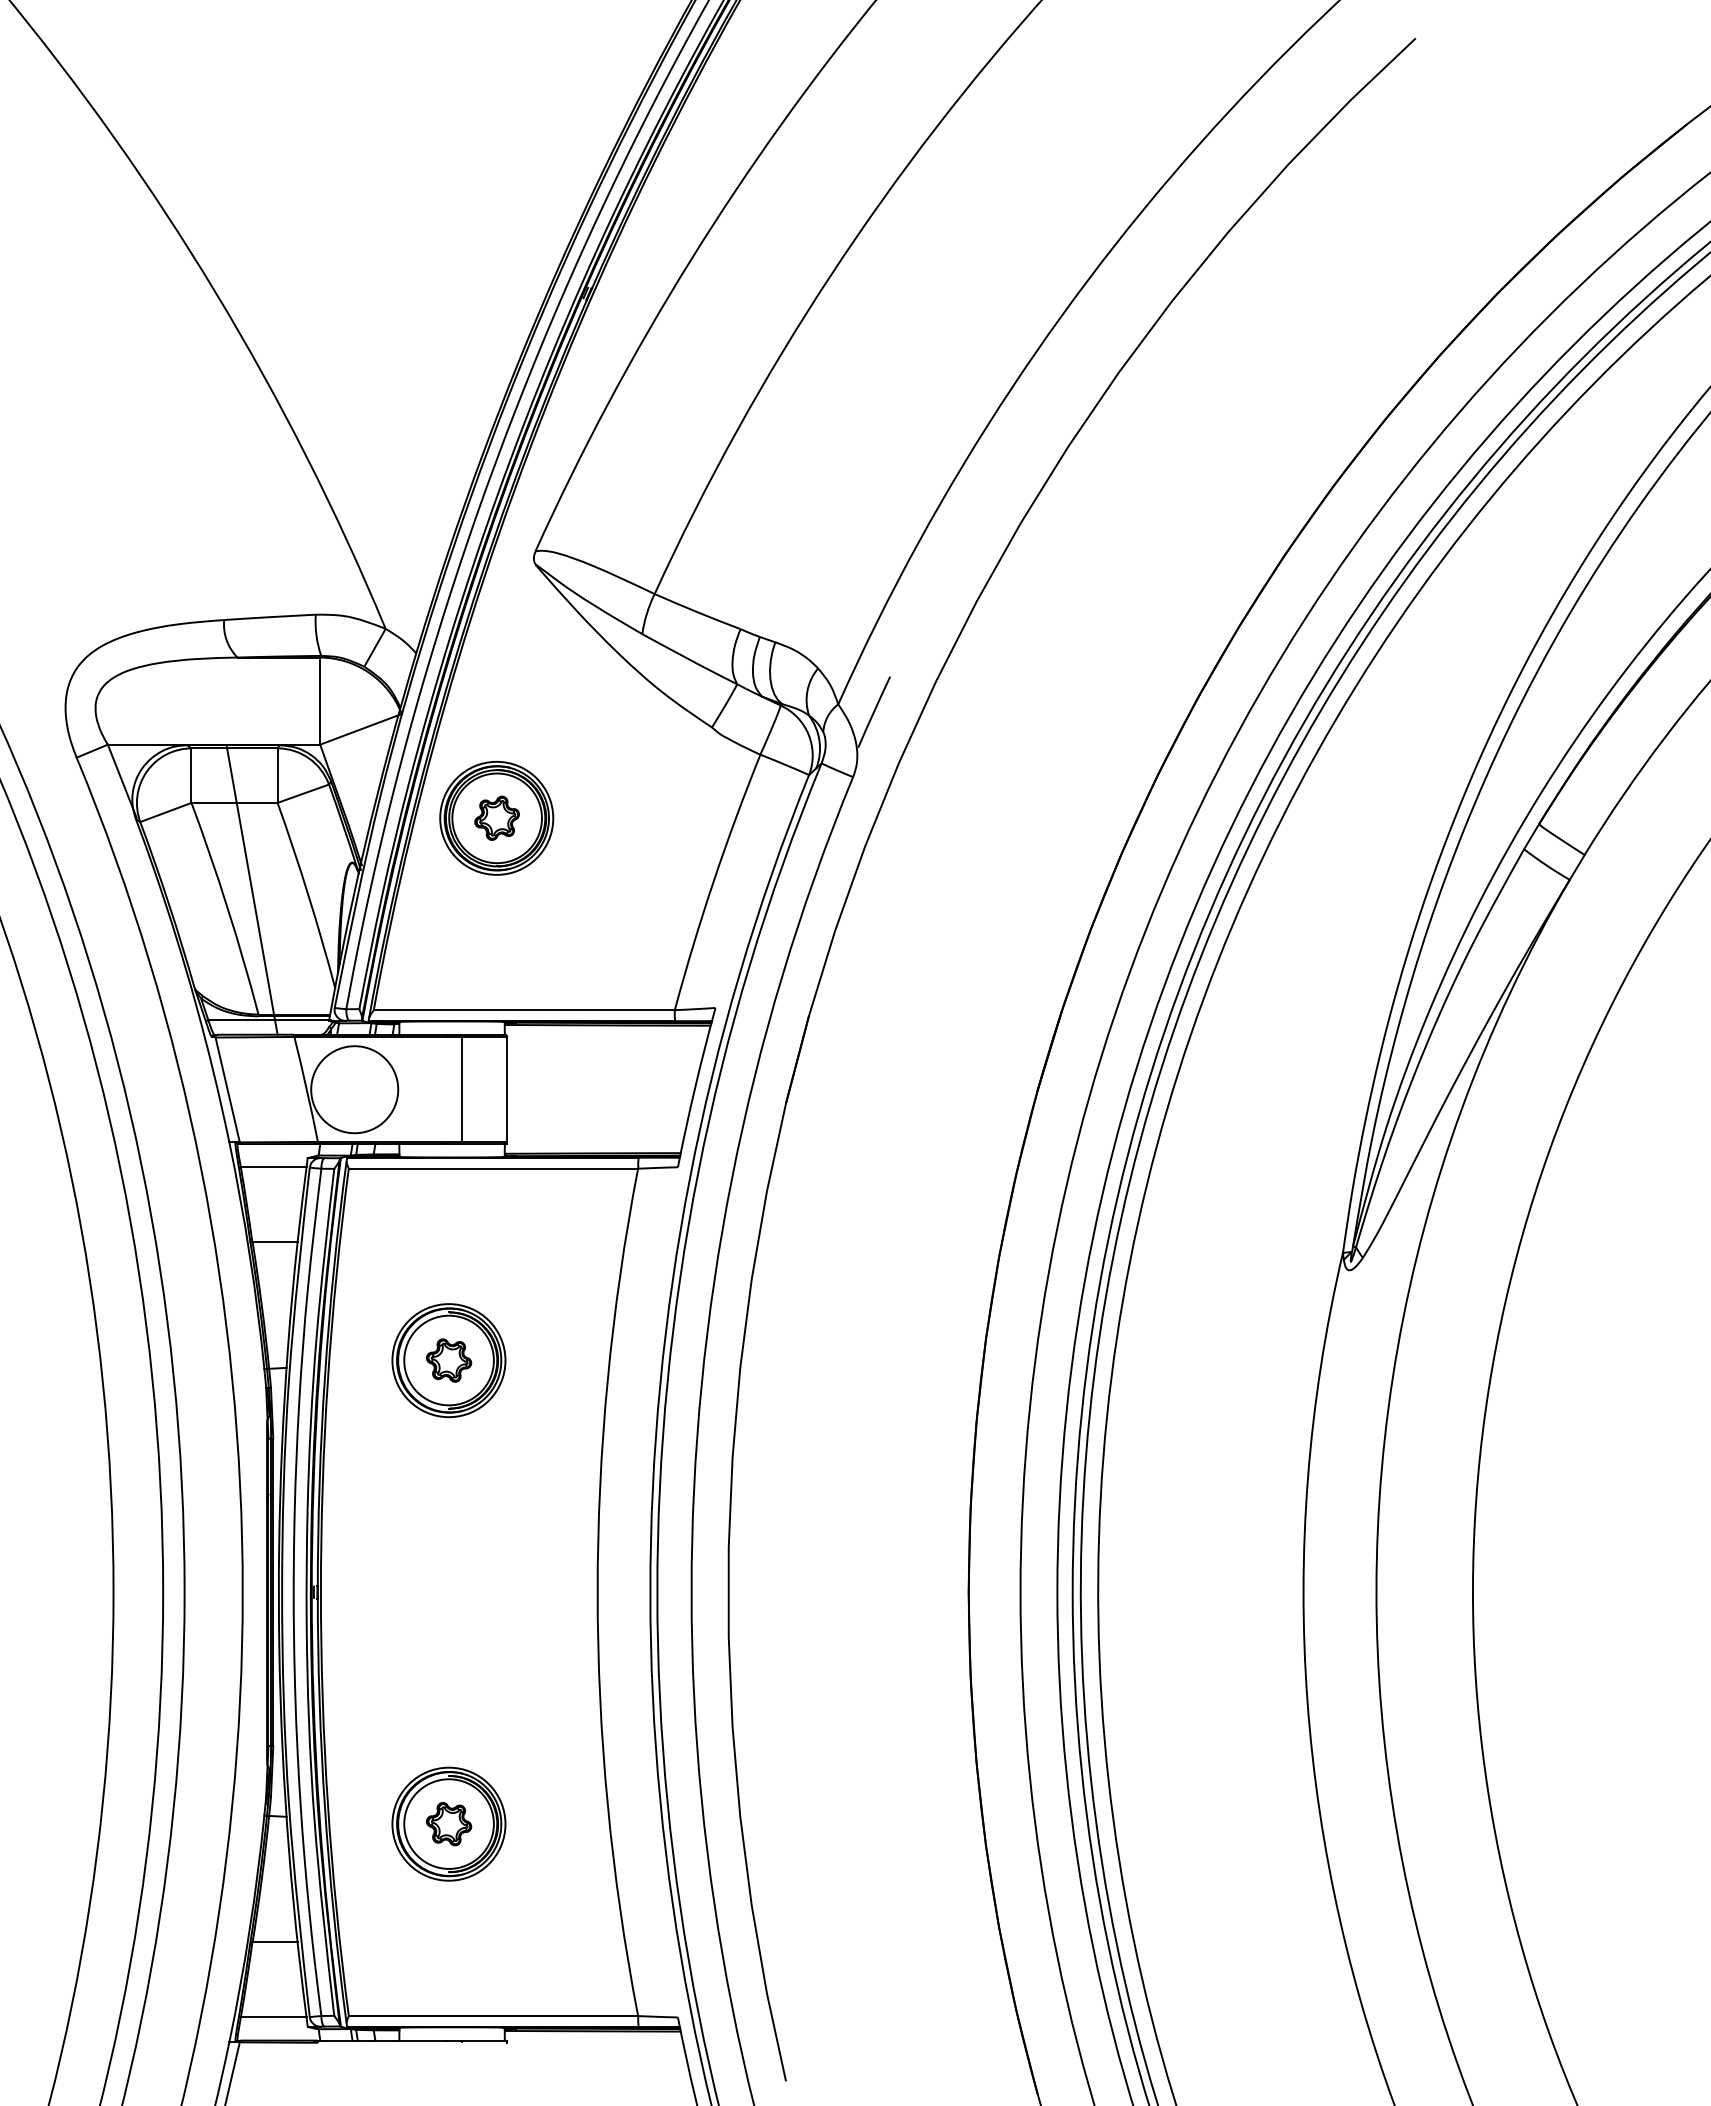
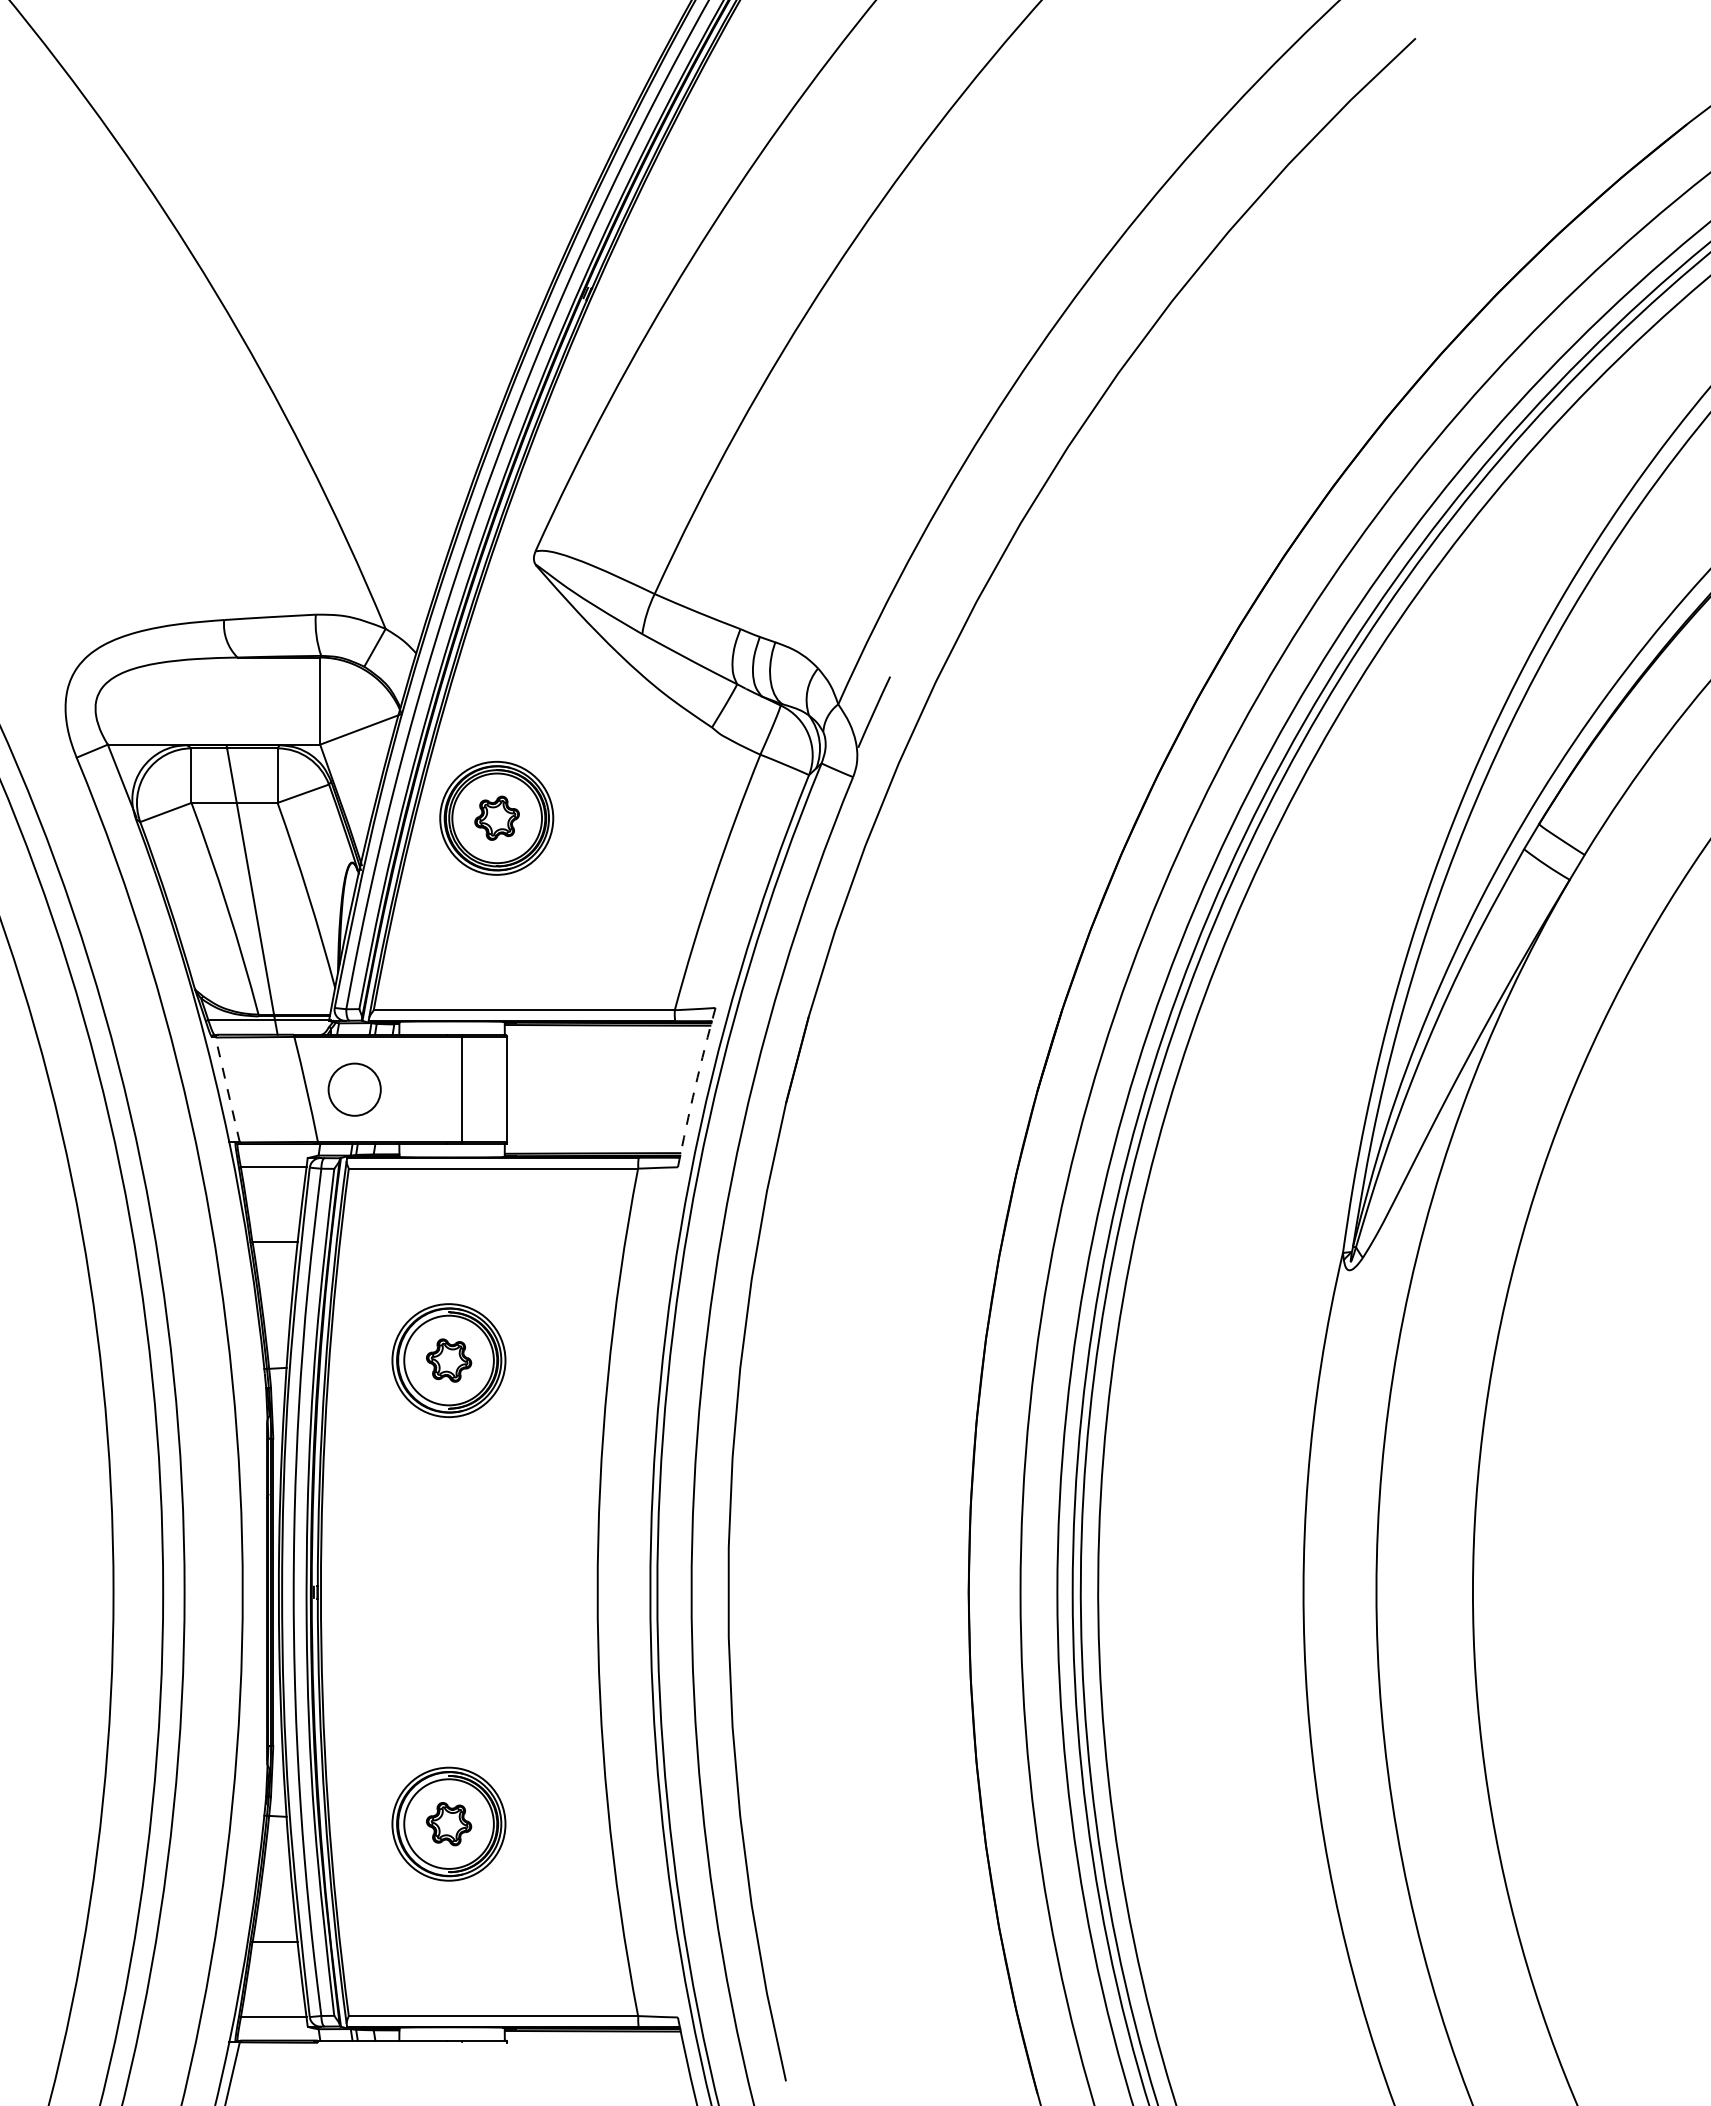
arc: solid -> dashed (695, 1087)
line: solid -> dashed (227, 1089)
circle diameter: 87 px -> 52 px (354, 1089)
